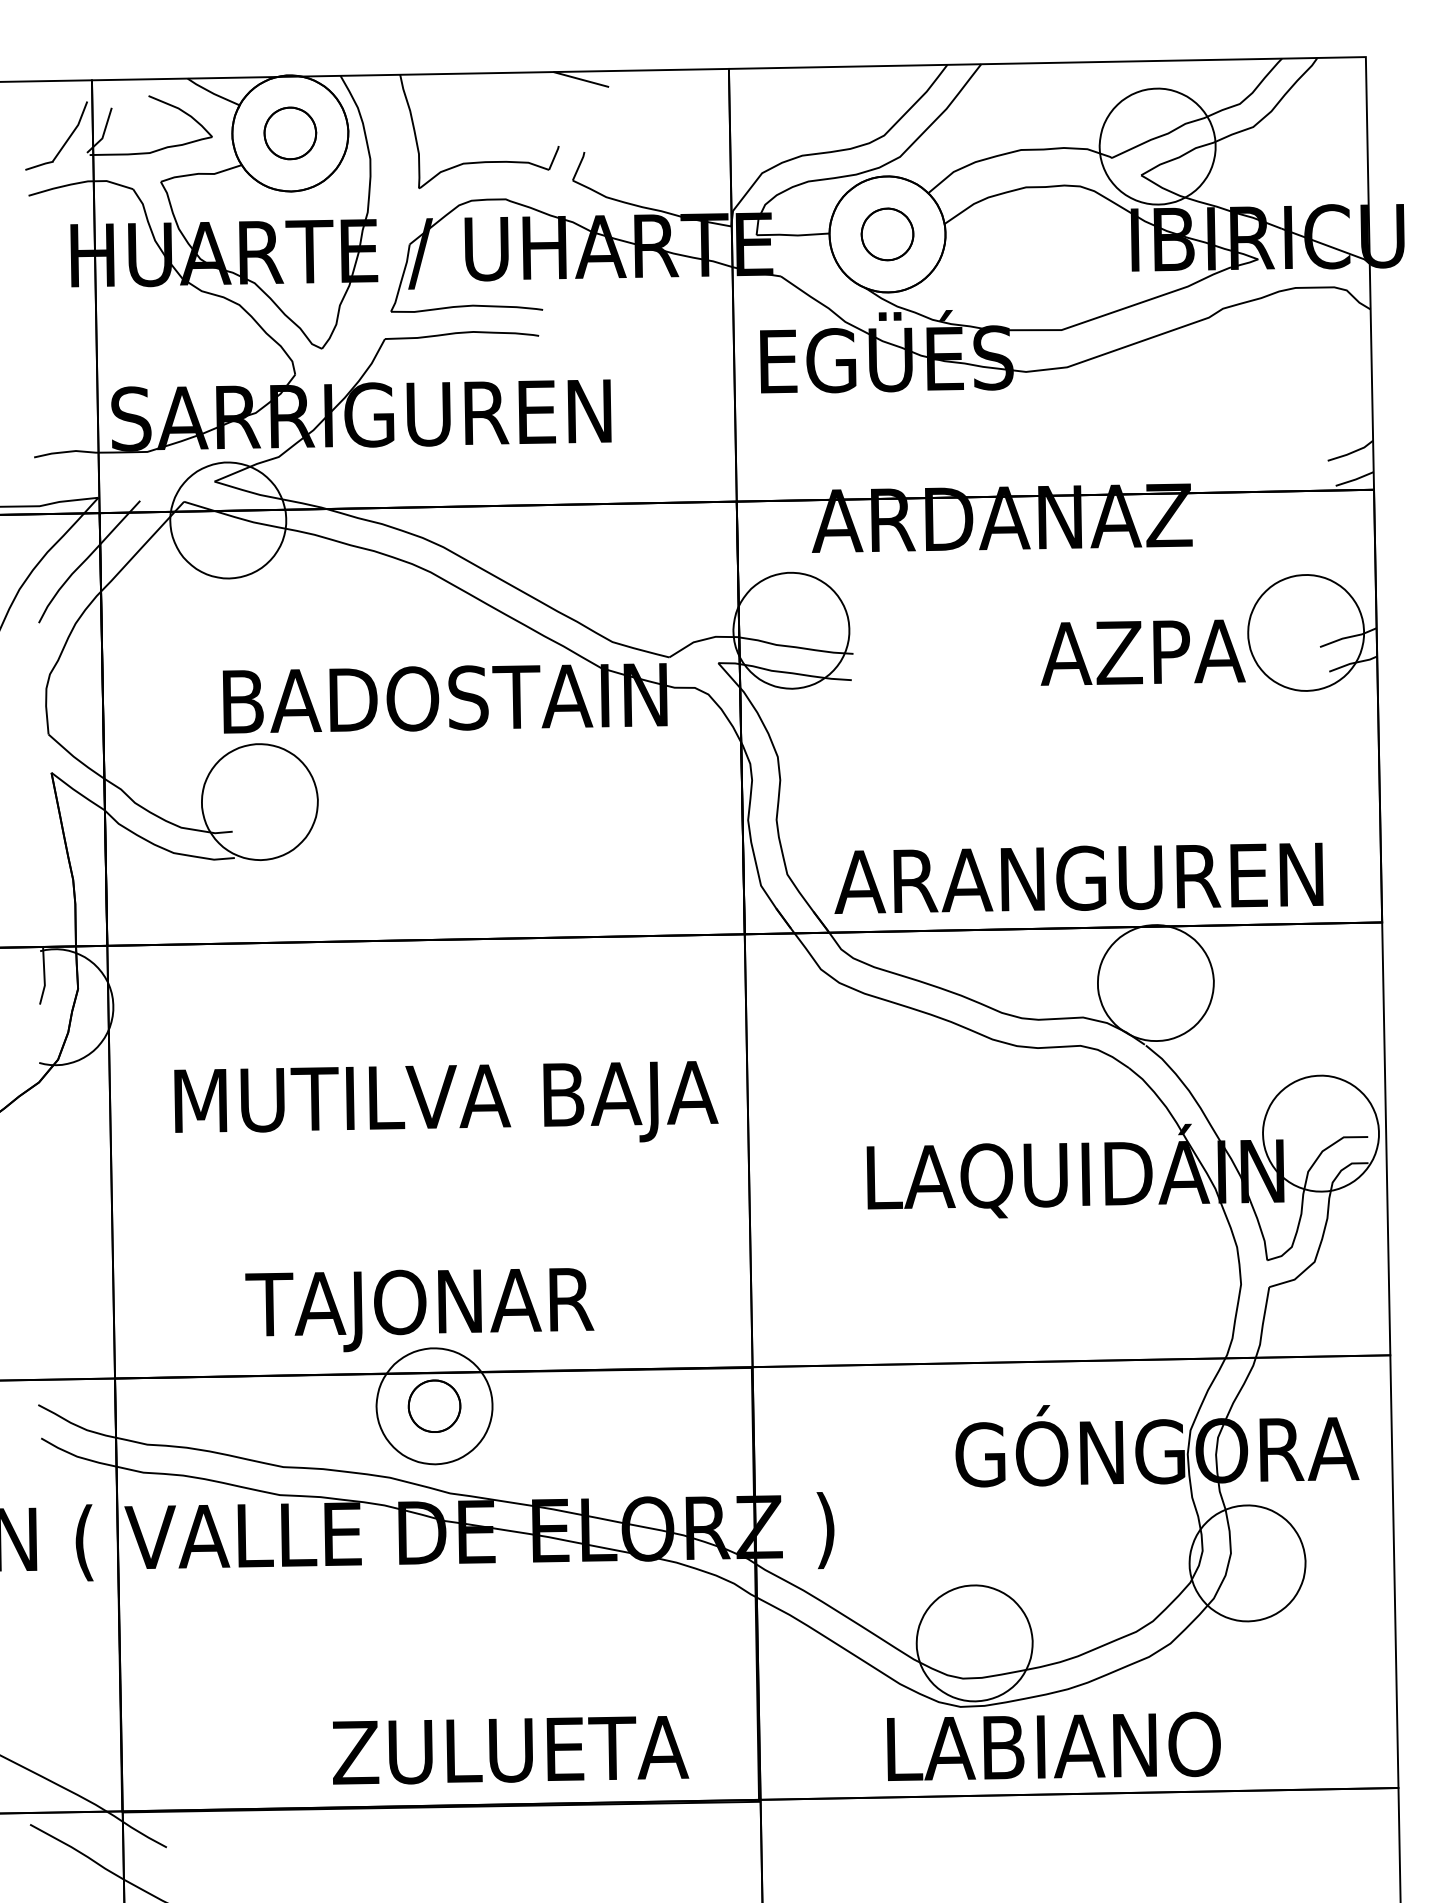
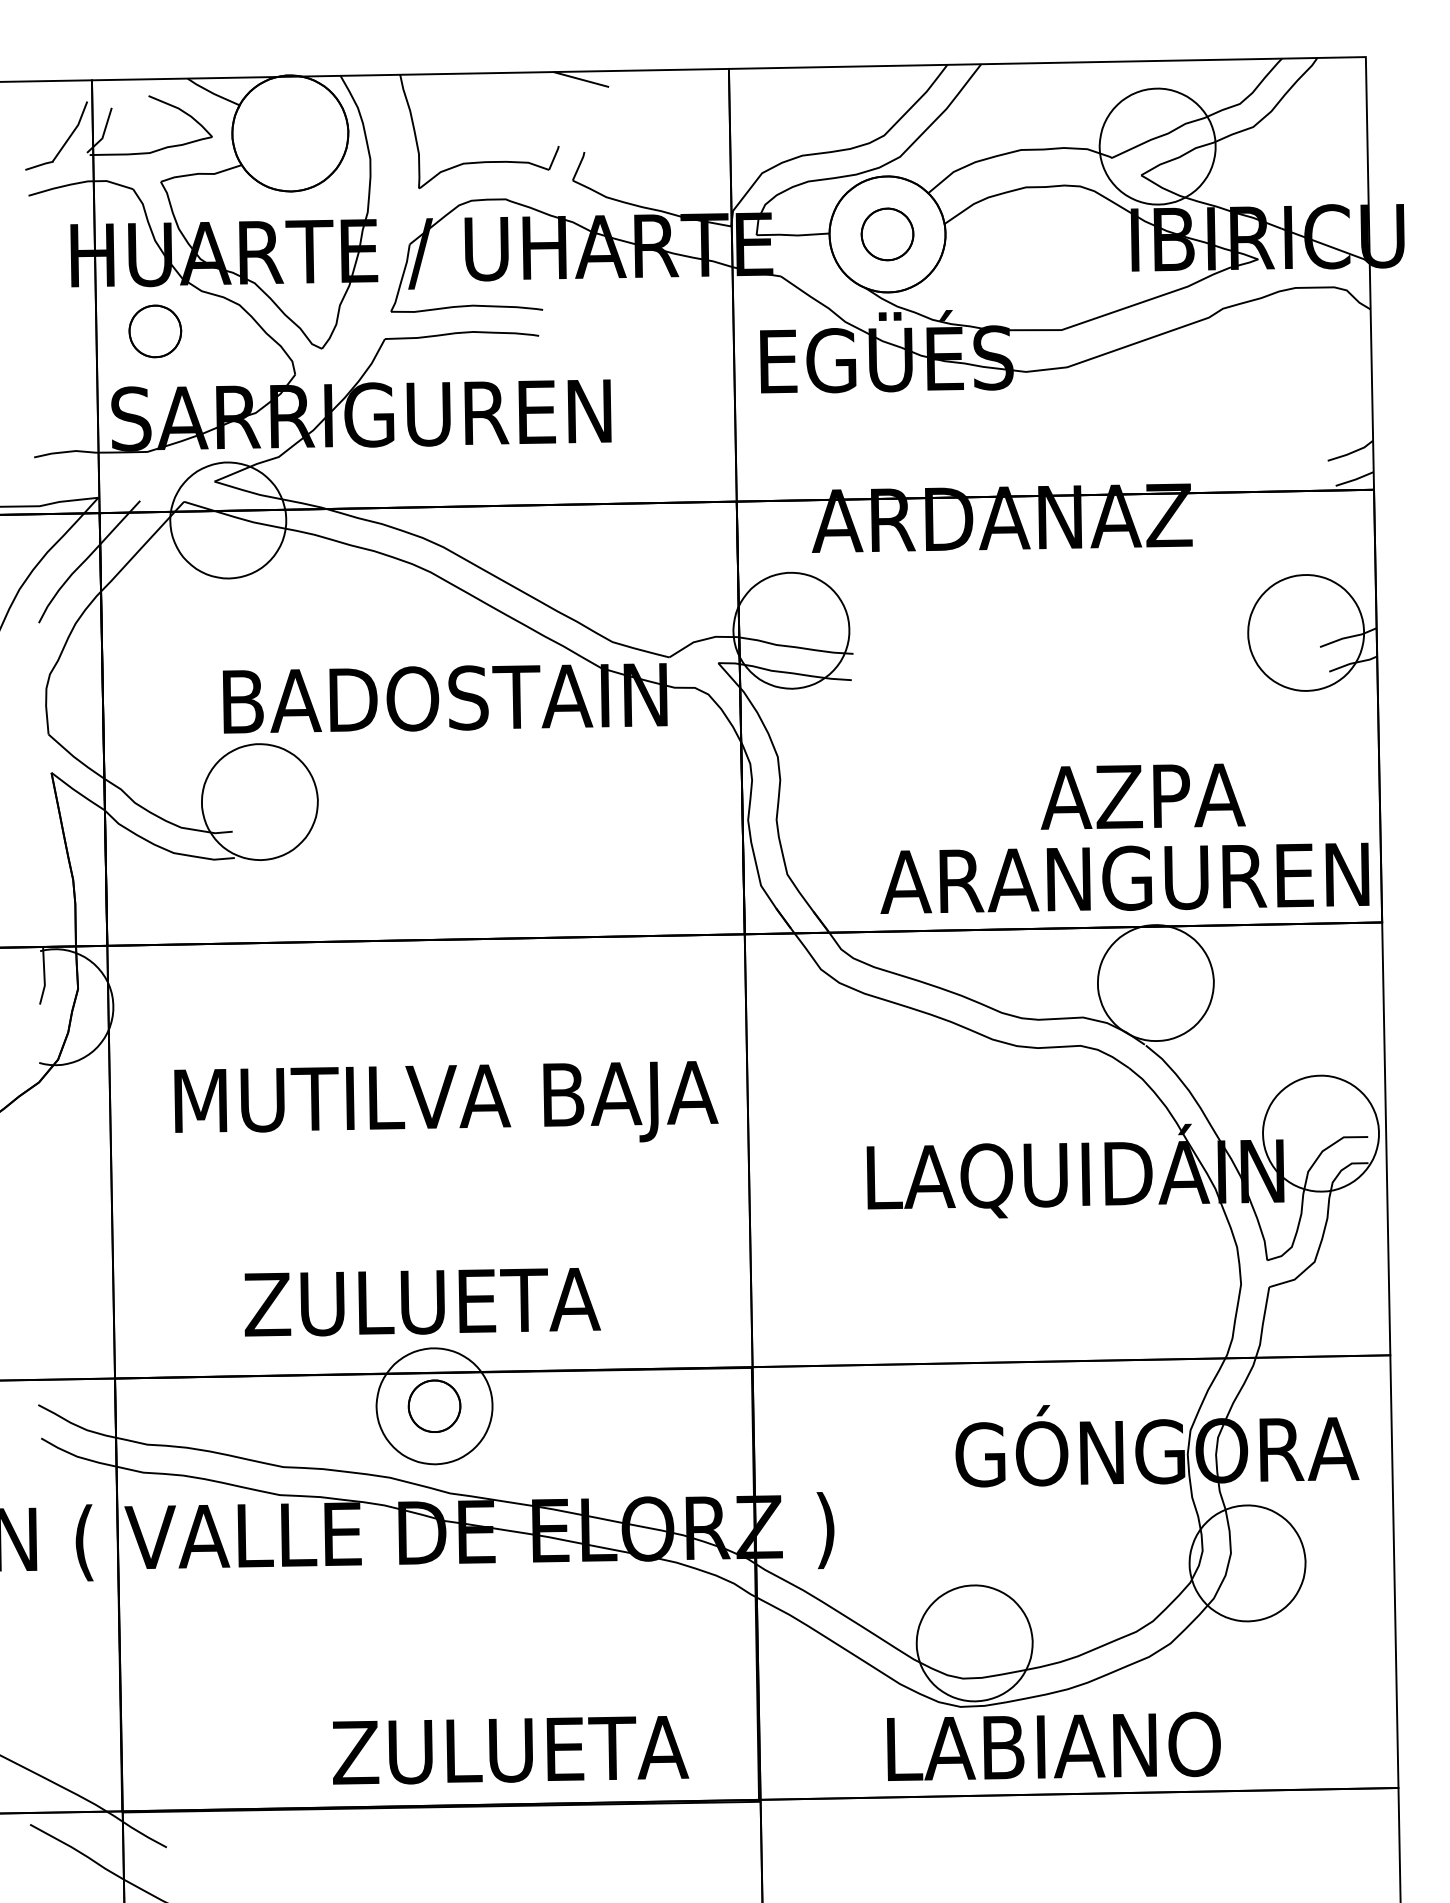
part position: (290, 133) -> (155, 331) (155, 331)
text position: (1142, 652) -> (1142, 796) (1142, 796)
text position: (1078, 877) -> (1124, 877) (1124, 877)
text: TAJONAR -> ZULUETA (422, 1310)
